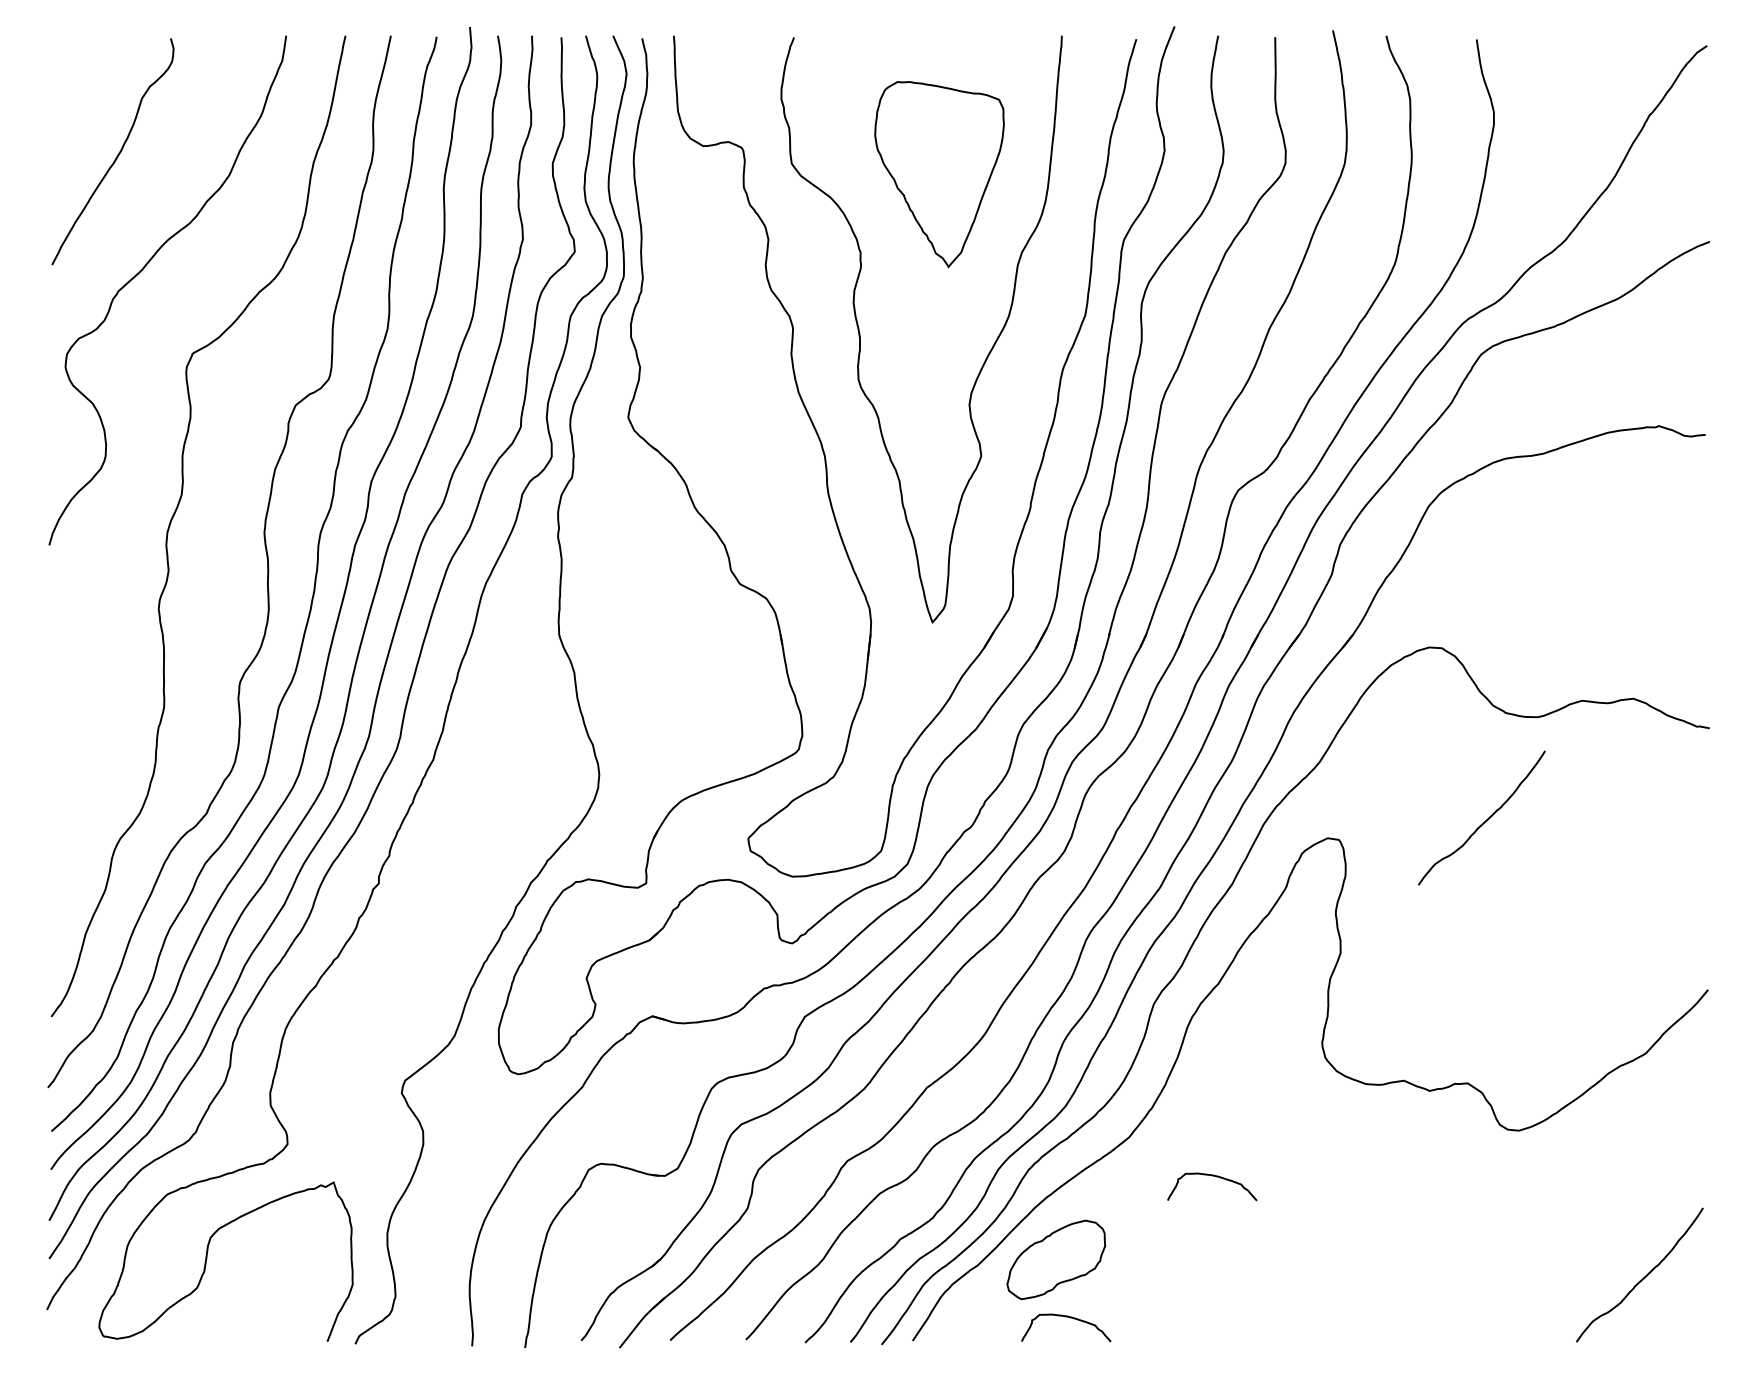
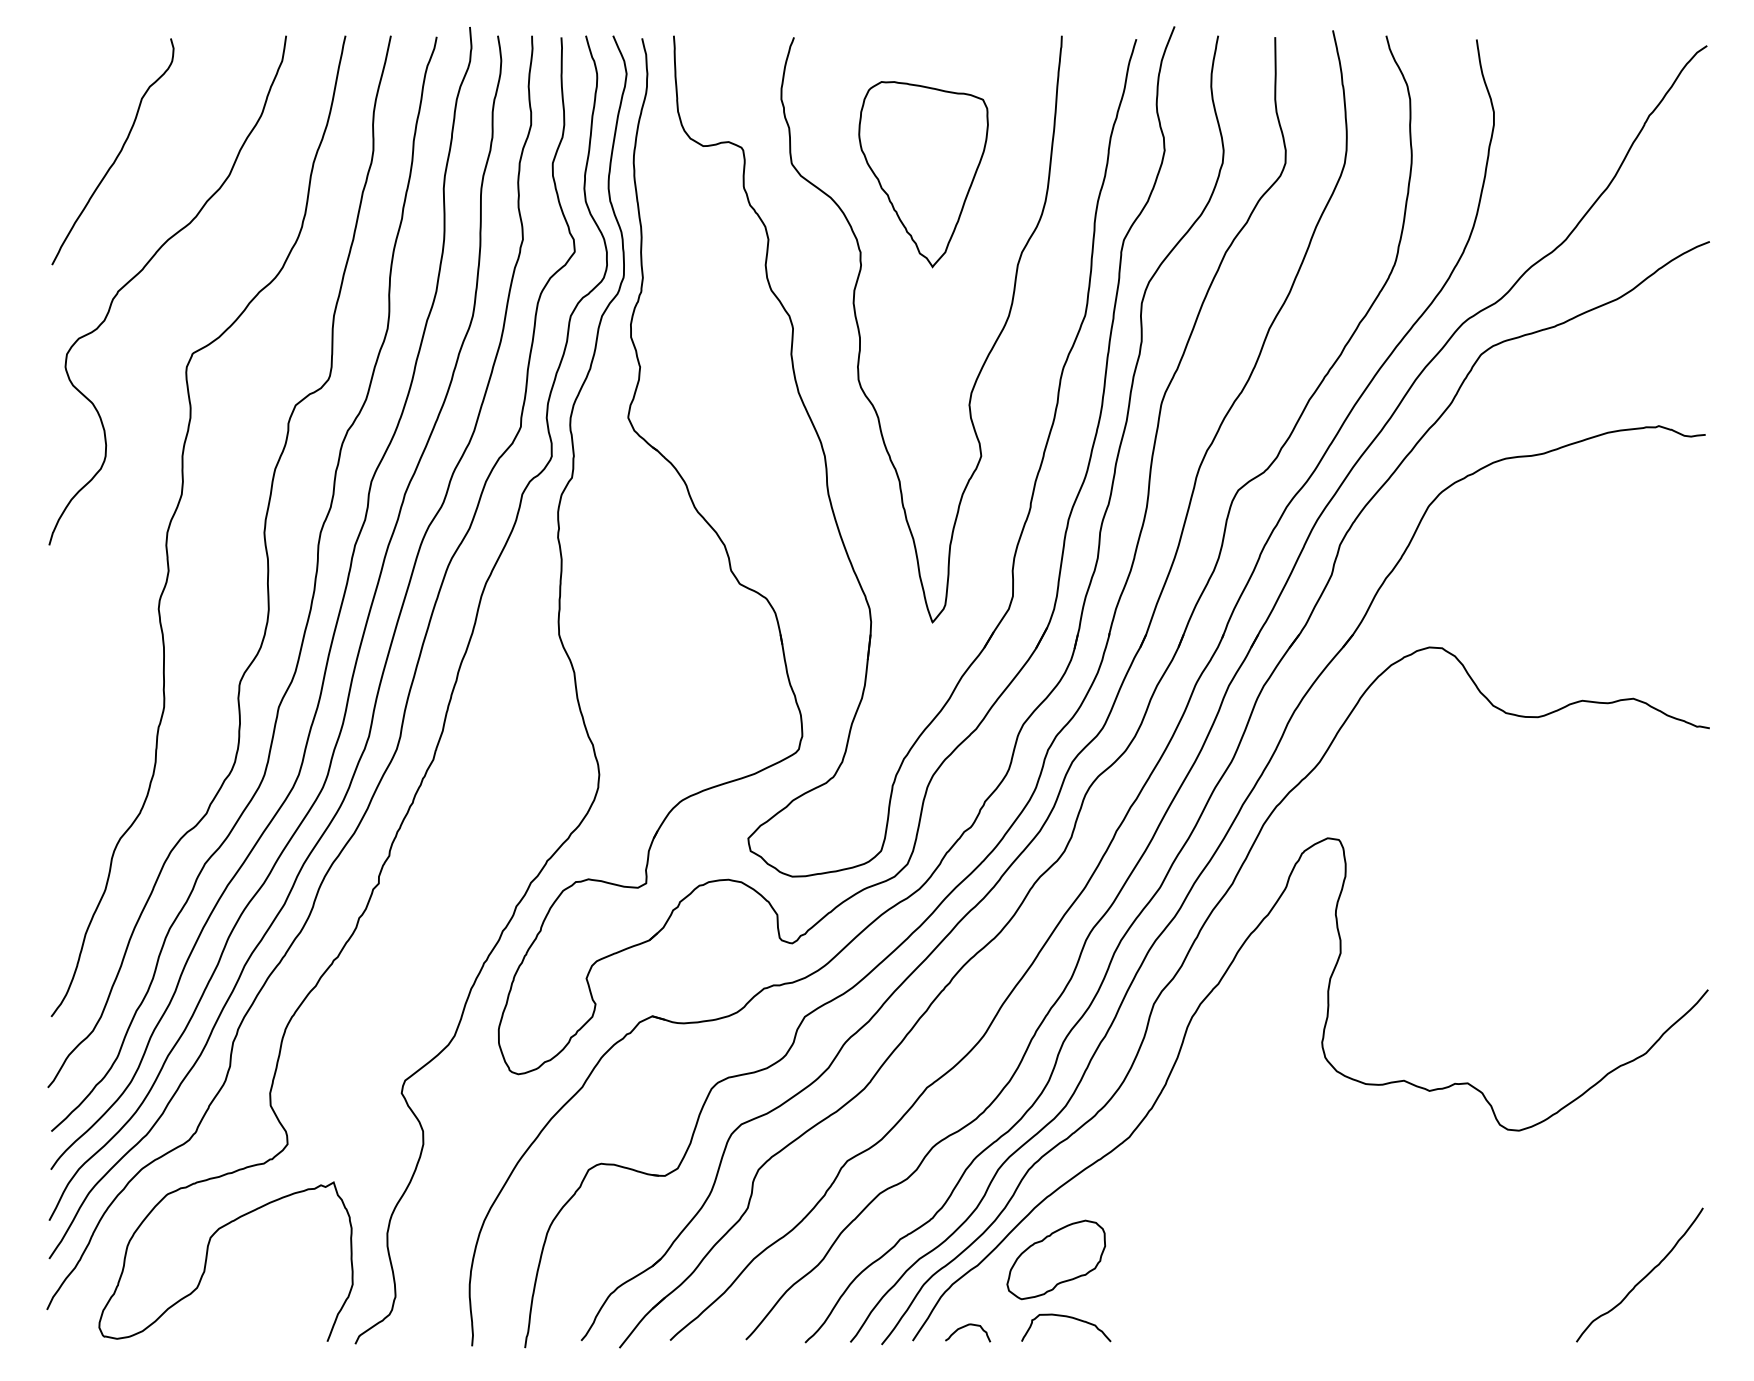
part position: (939, 174) -> (923, 174) (923, 174)
curve: present -> none (1485, 820)
curve: present -> none (1216, 1177)
curve: none -> present (967, 1326)
